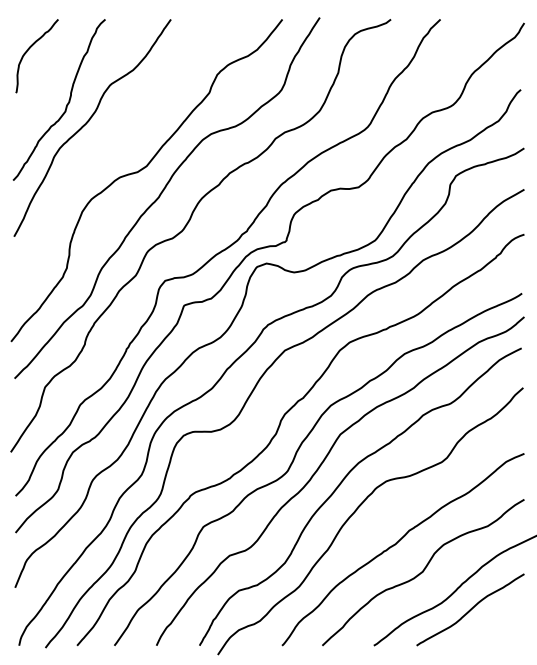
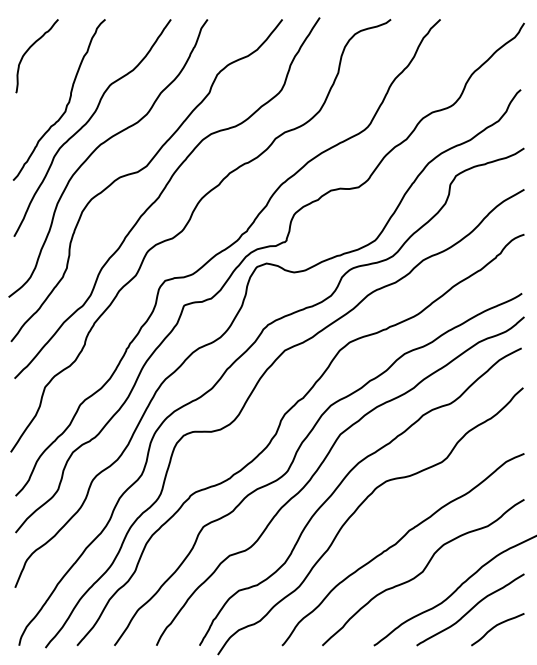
curve: none -> present (99, 147)
curve: none -> present (495, 627)
